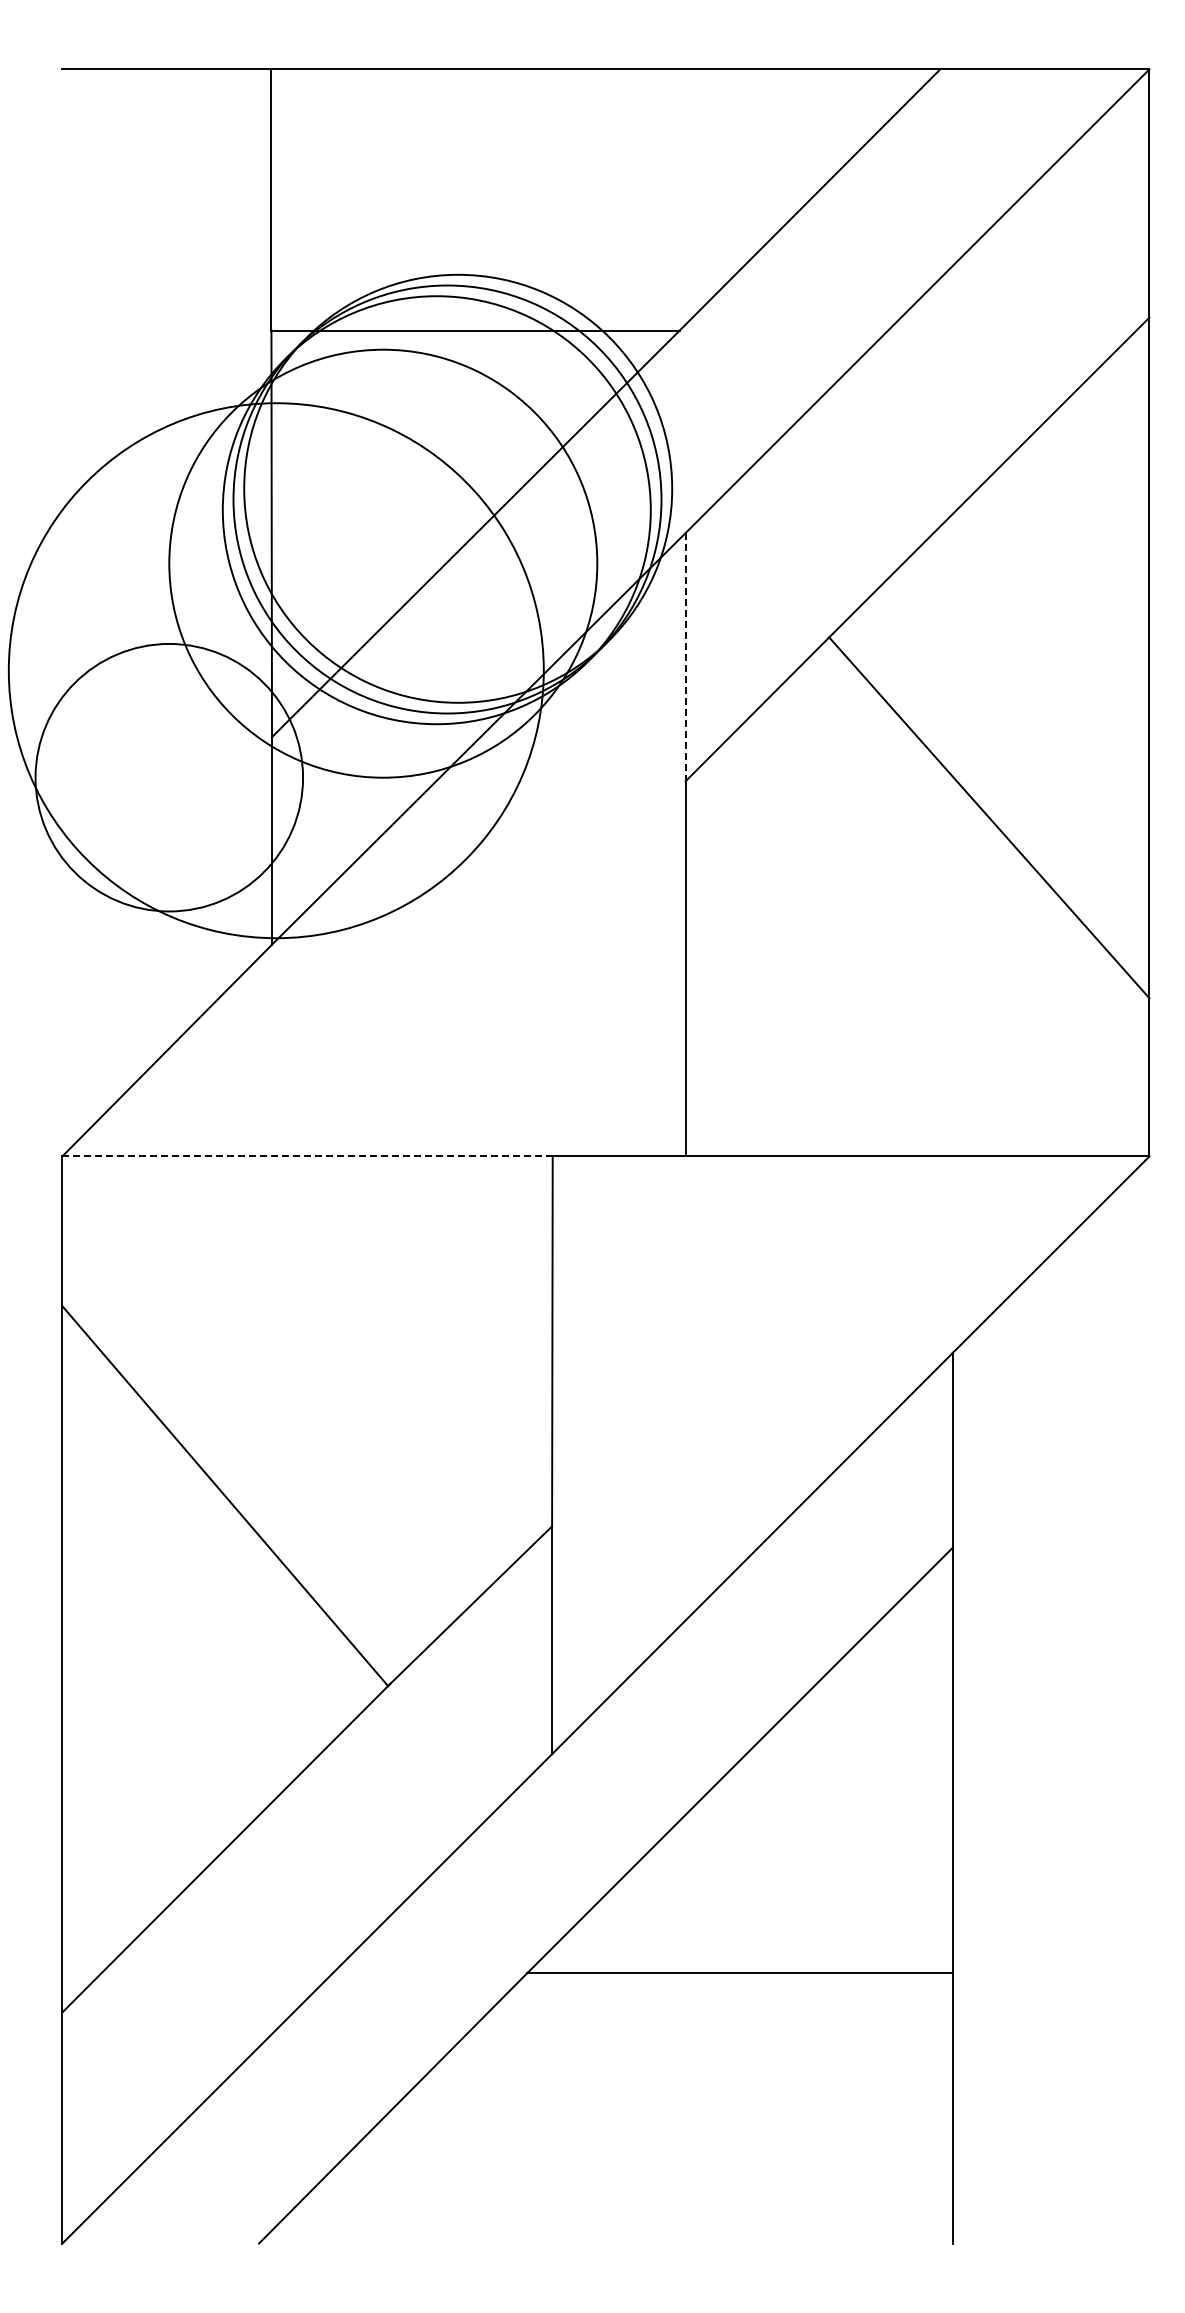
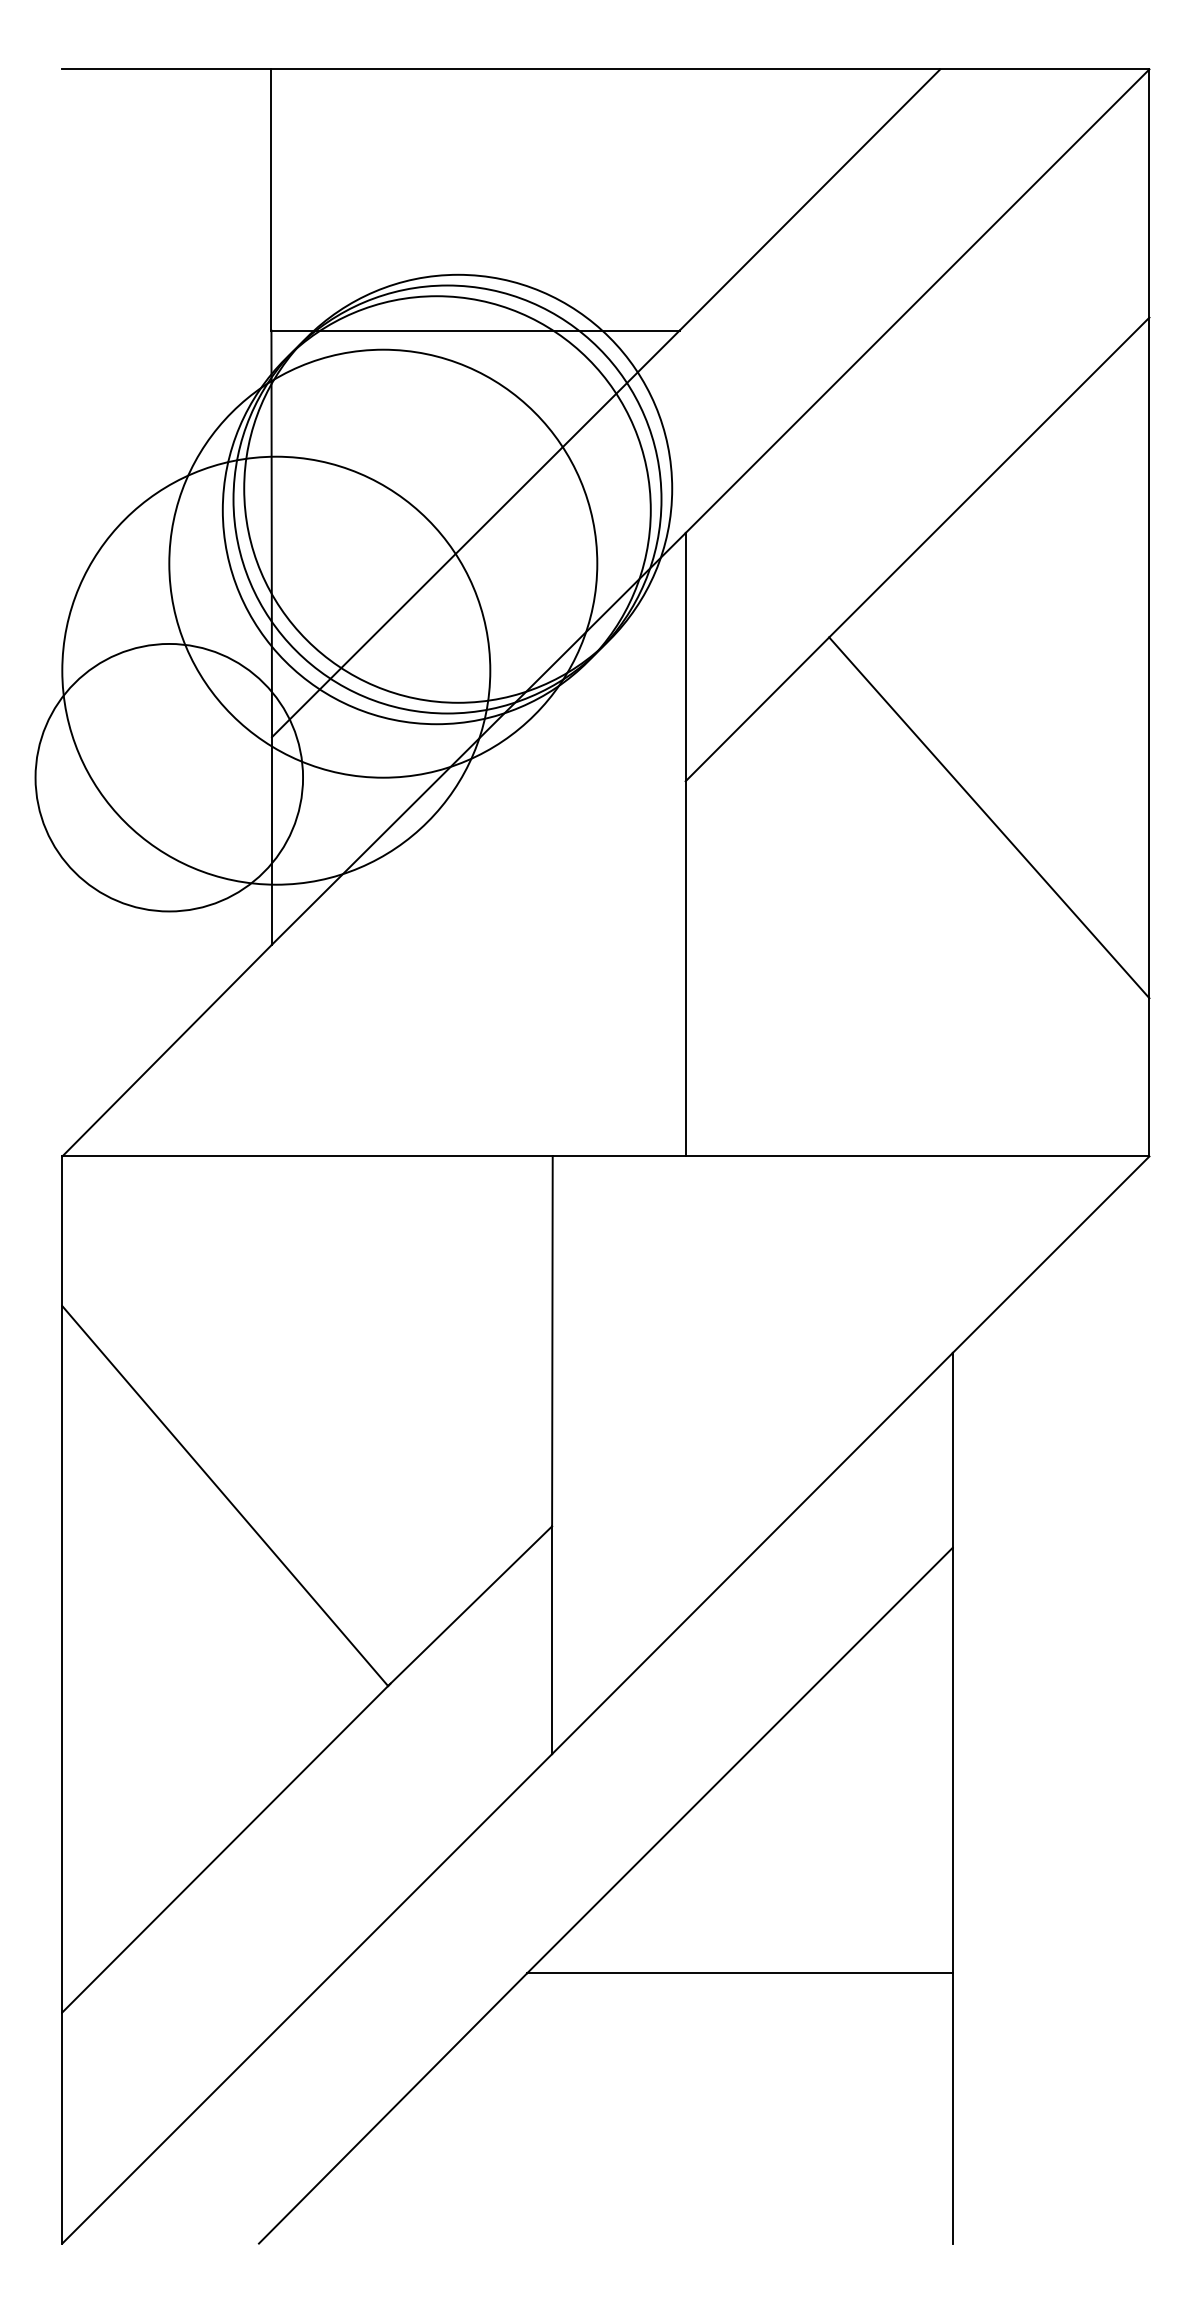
line: dashed -> solid (685, 657)
circle diameter: 535 px -> 428 px (276, 670)
line: dashed -> solid (307, 1156)
